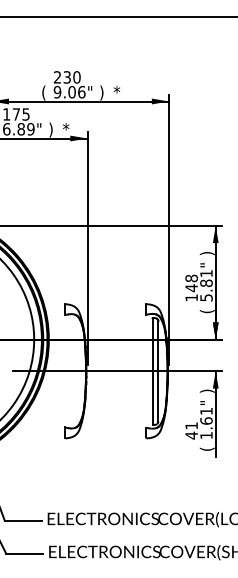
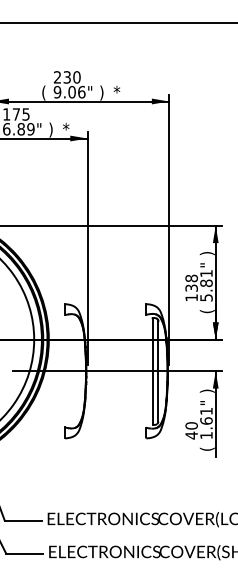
line position: (118, 17) -> (118, 23) (118, 23)
text: 148 -> 138 (191, 288)
text: 41 -> 40 (191, 425)
